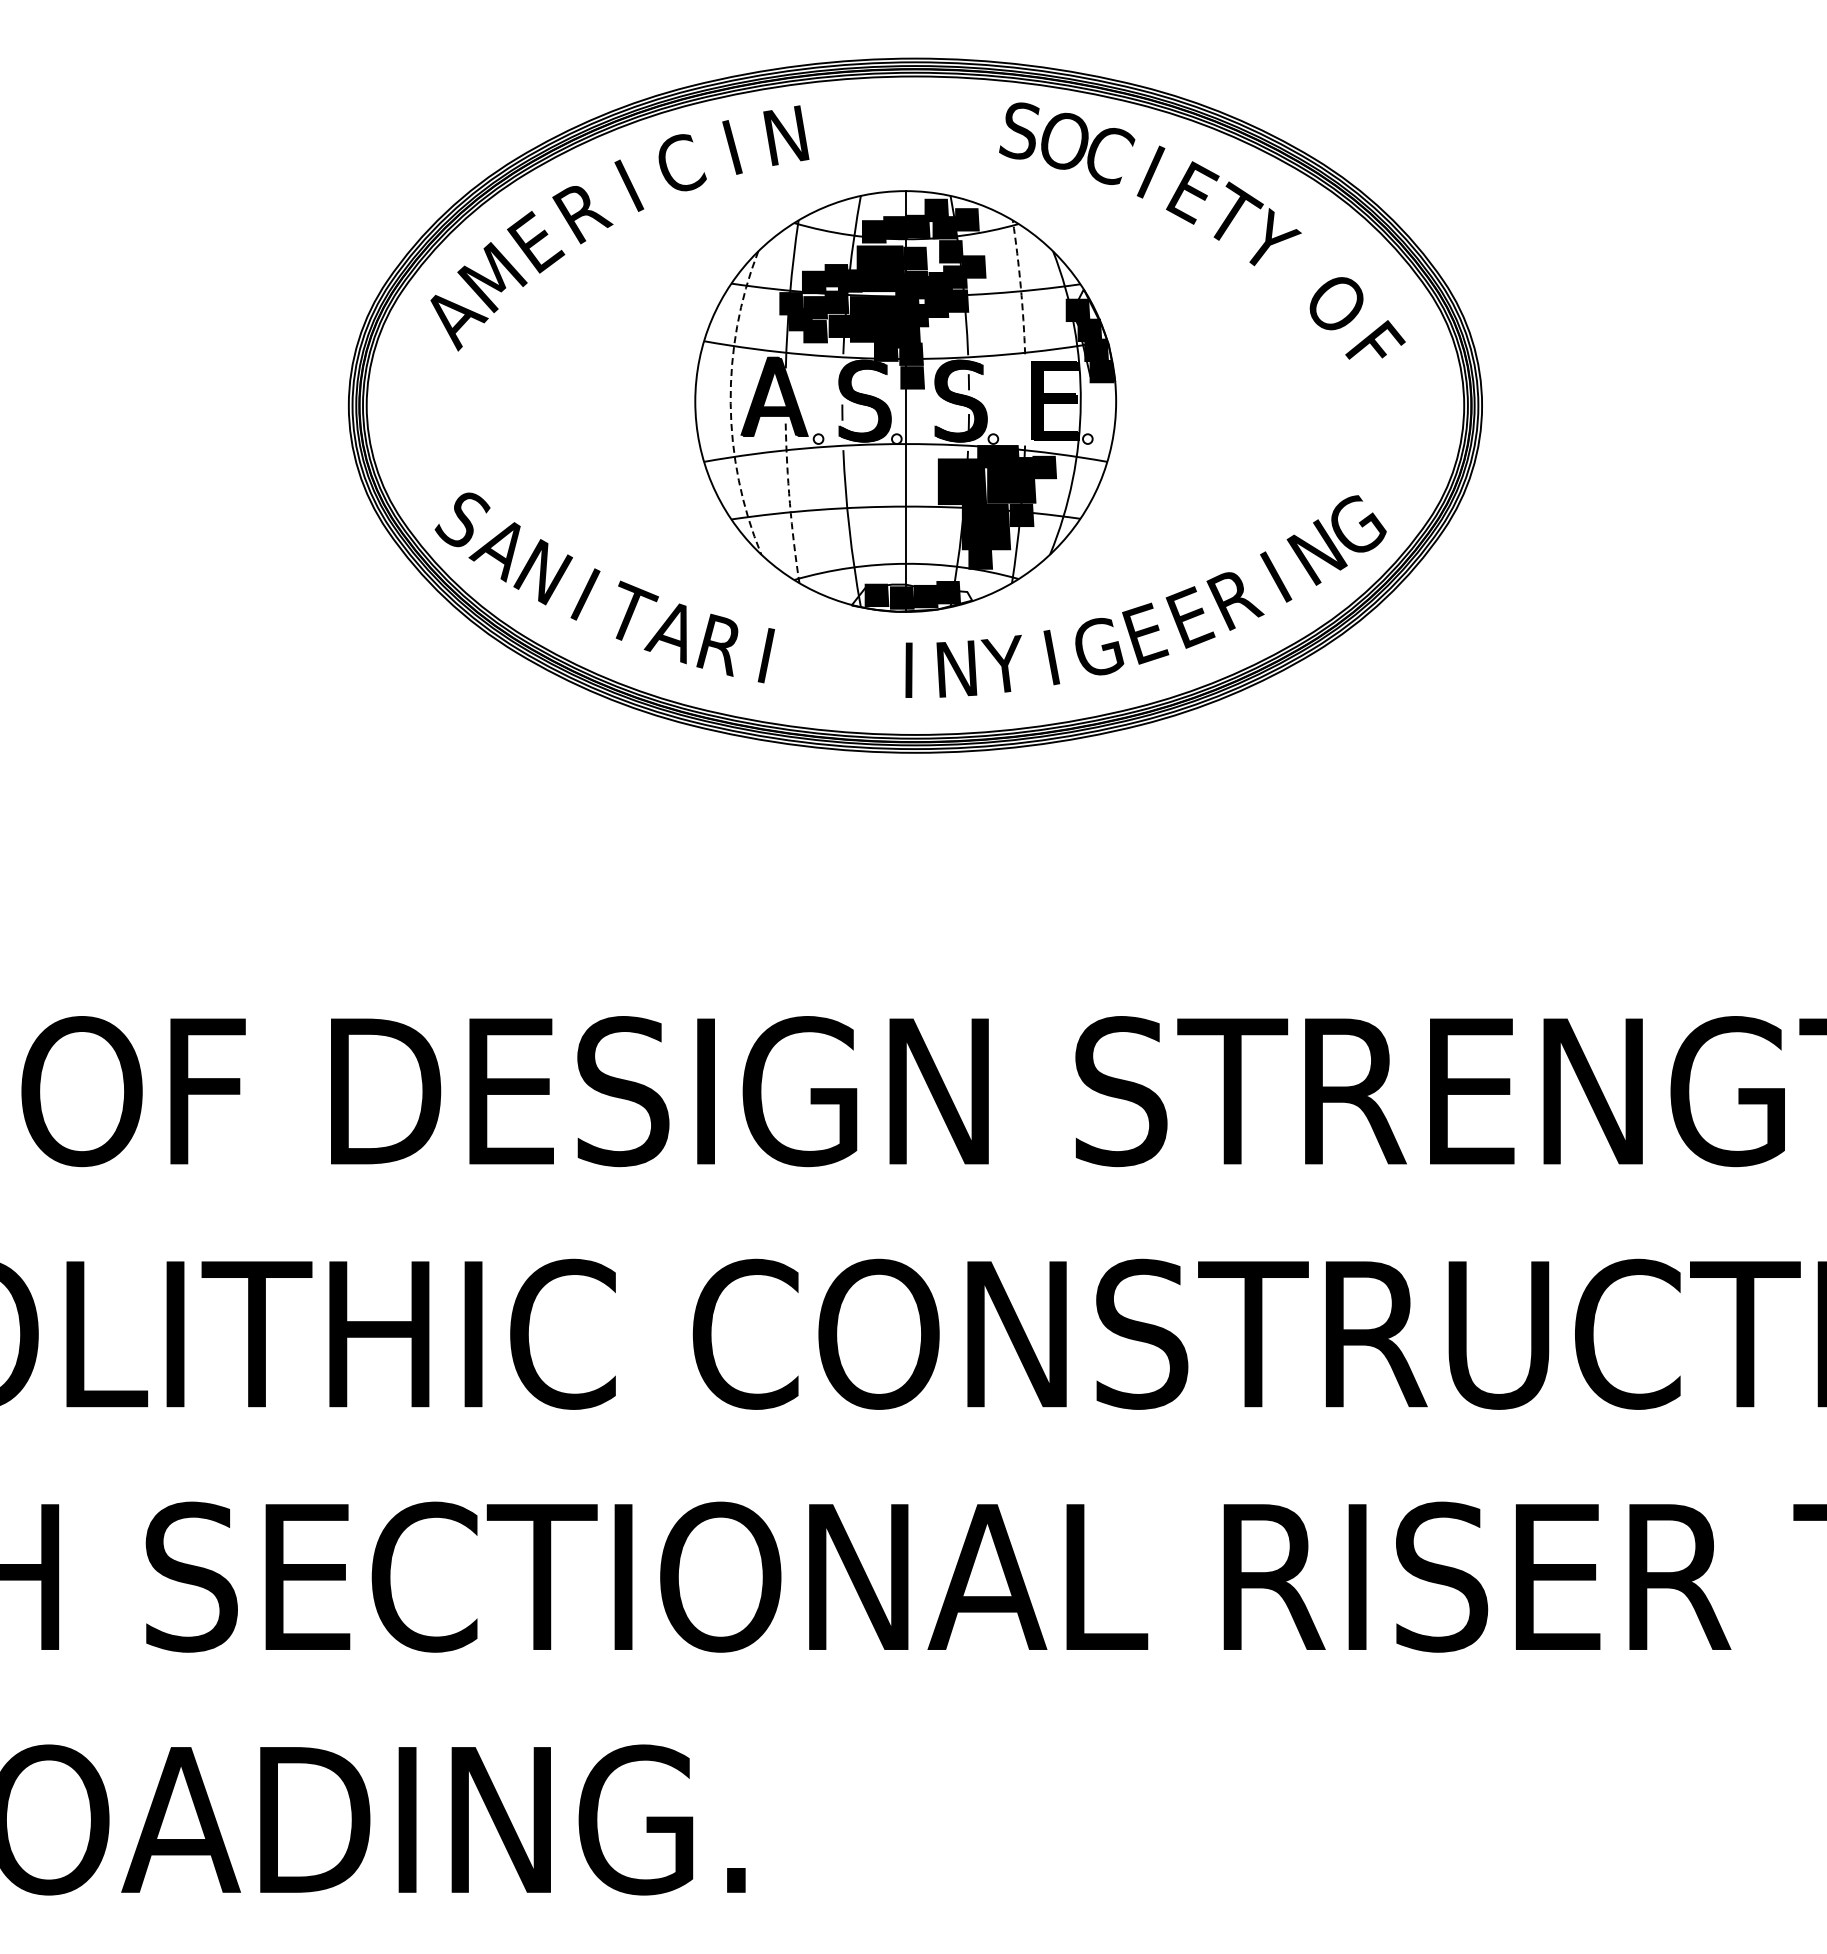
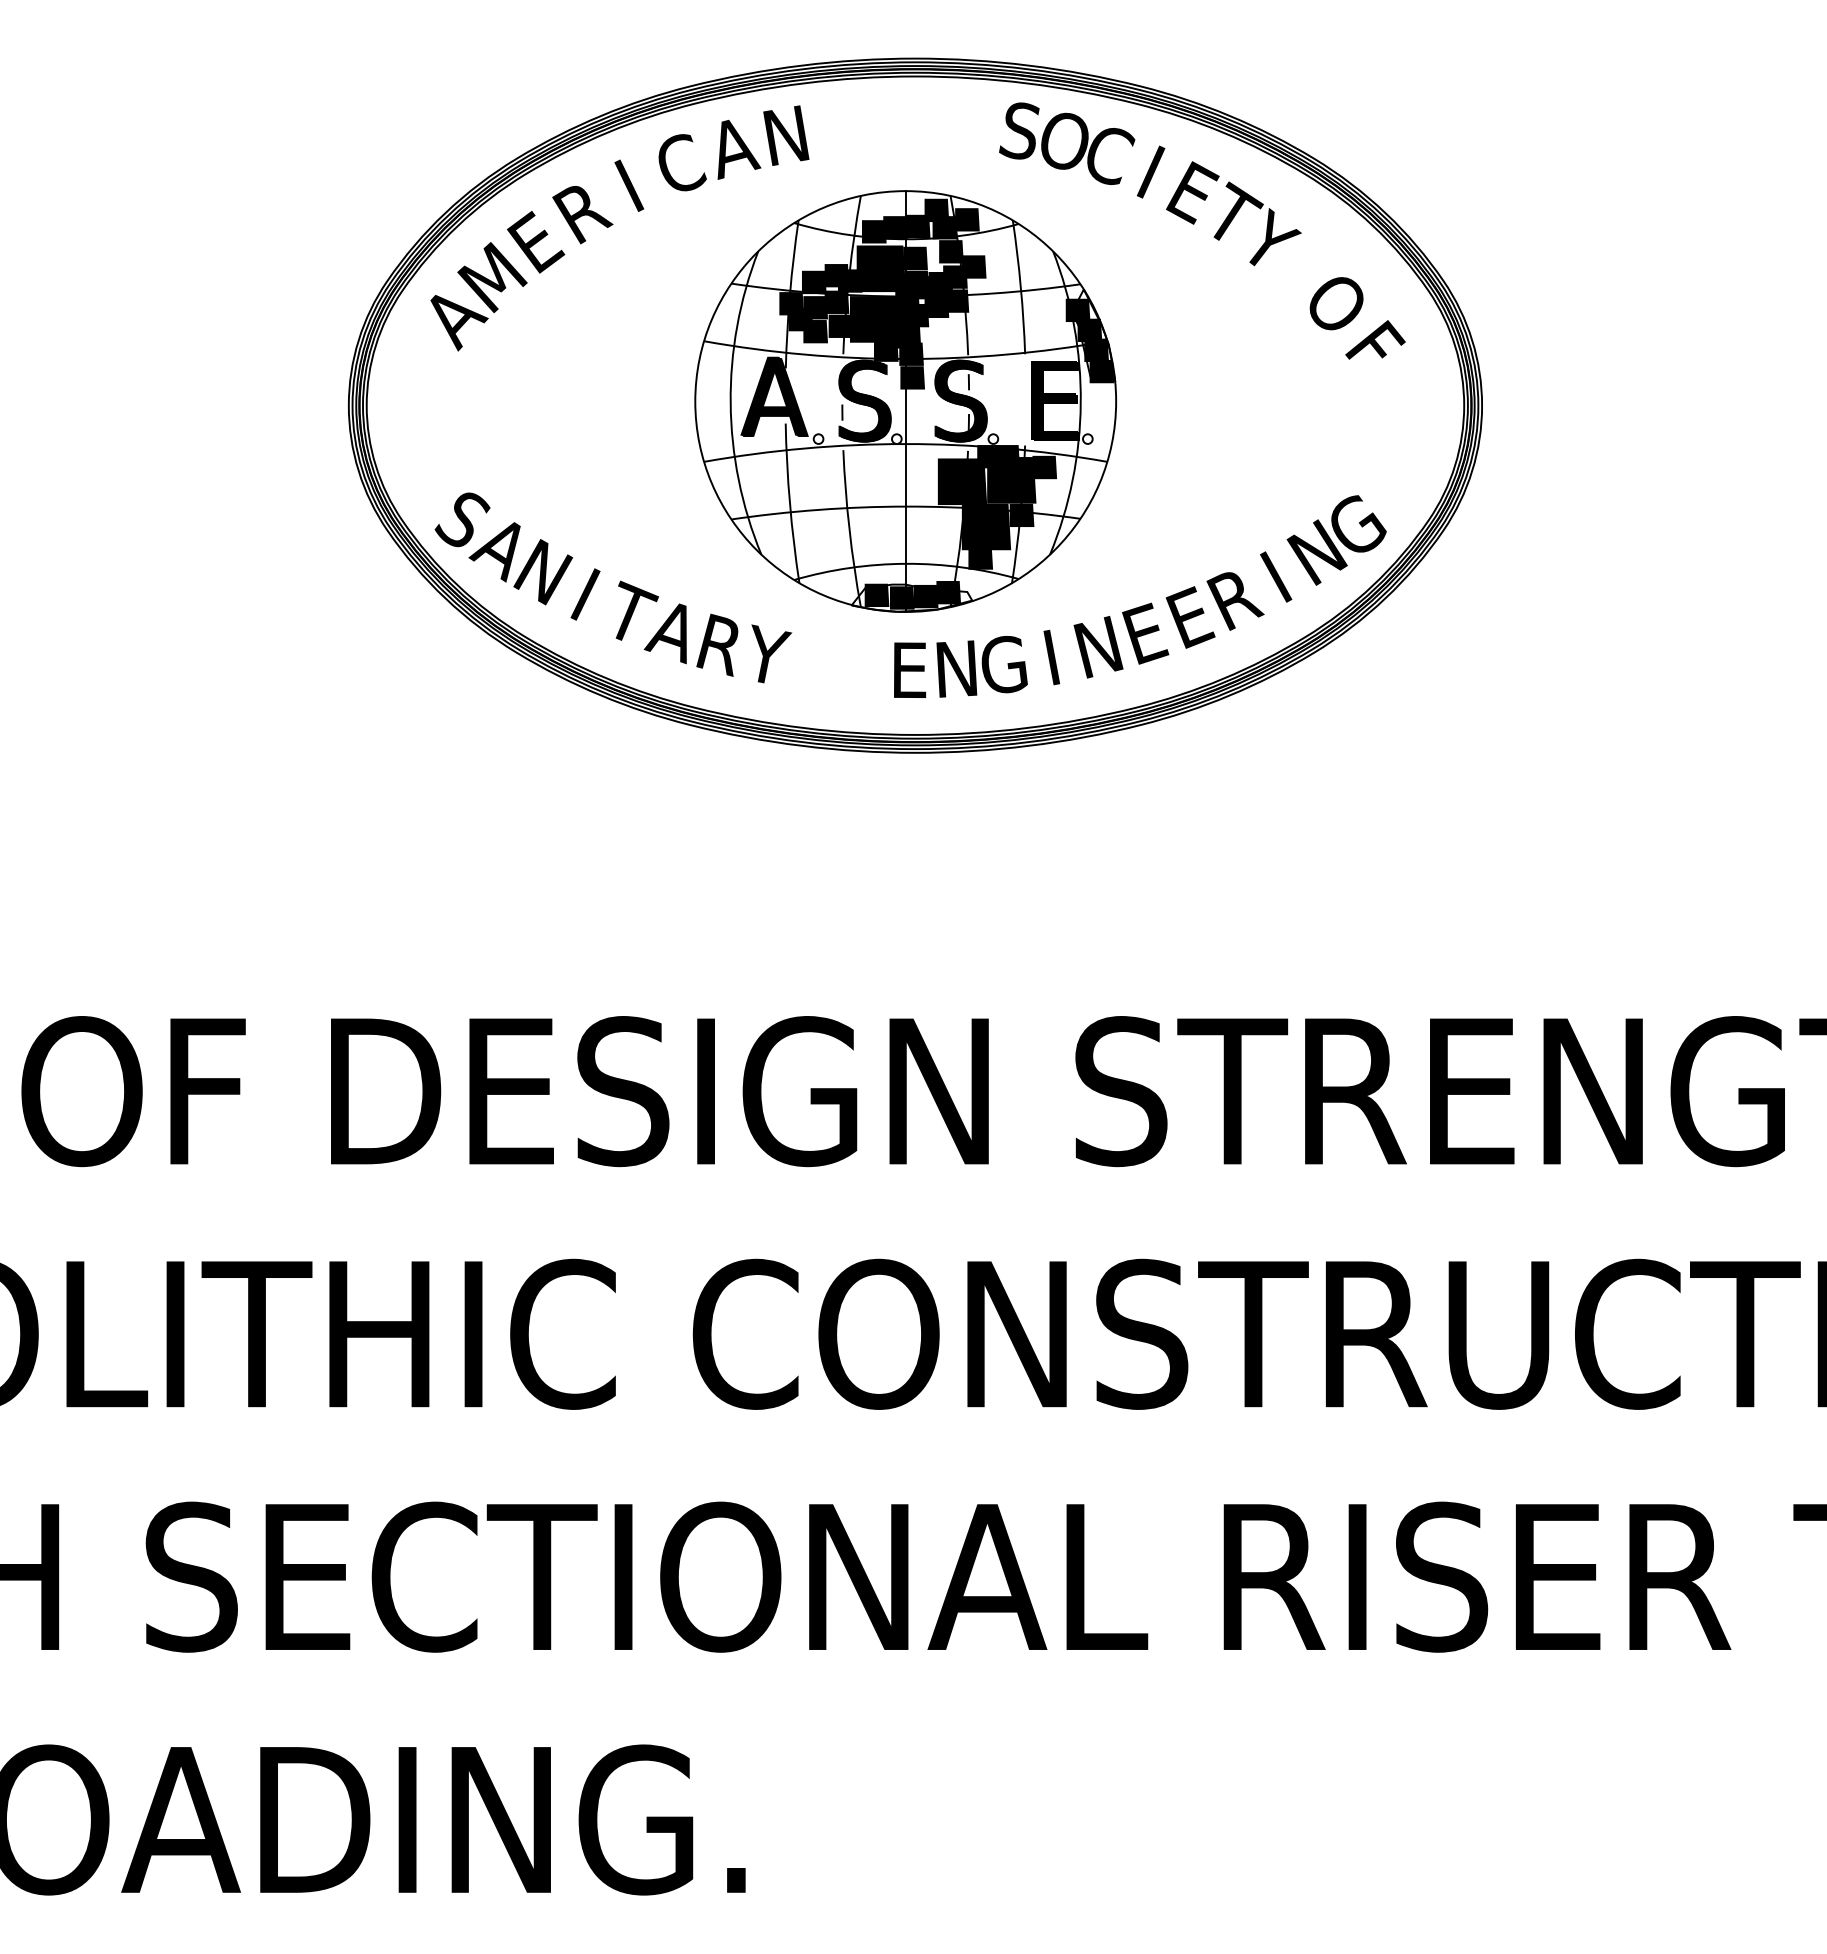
text: I -> A (739, 149)
arc: dashed -> solid (1020, 287)
arc: dashed -> solid (730, 403)
arc: dashed -> solid (789, 503)
text: I -> Y (771, 640)
text: G -> N (1098, 647)
text: Y -> G (1003, 663)
text: I -> E (910, 669)
